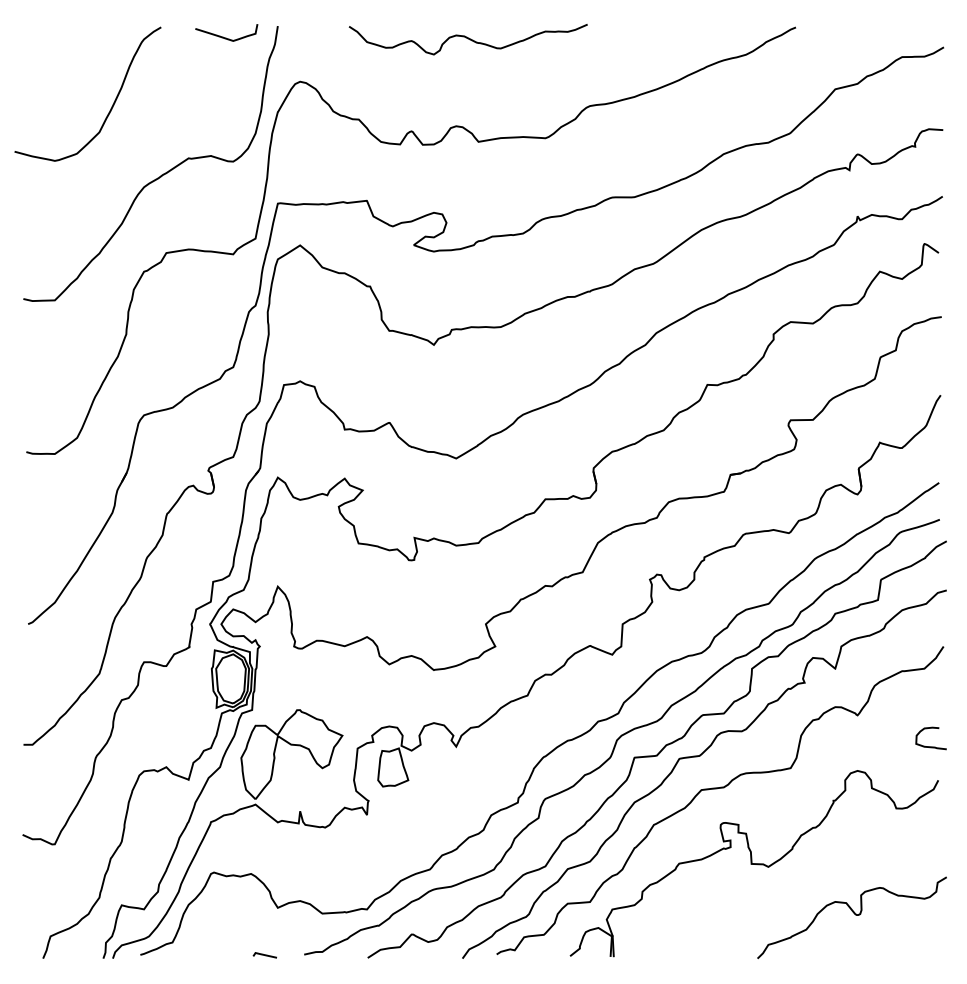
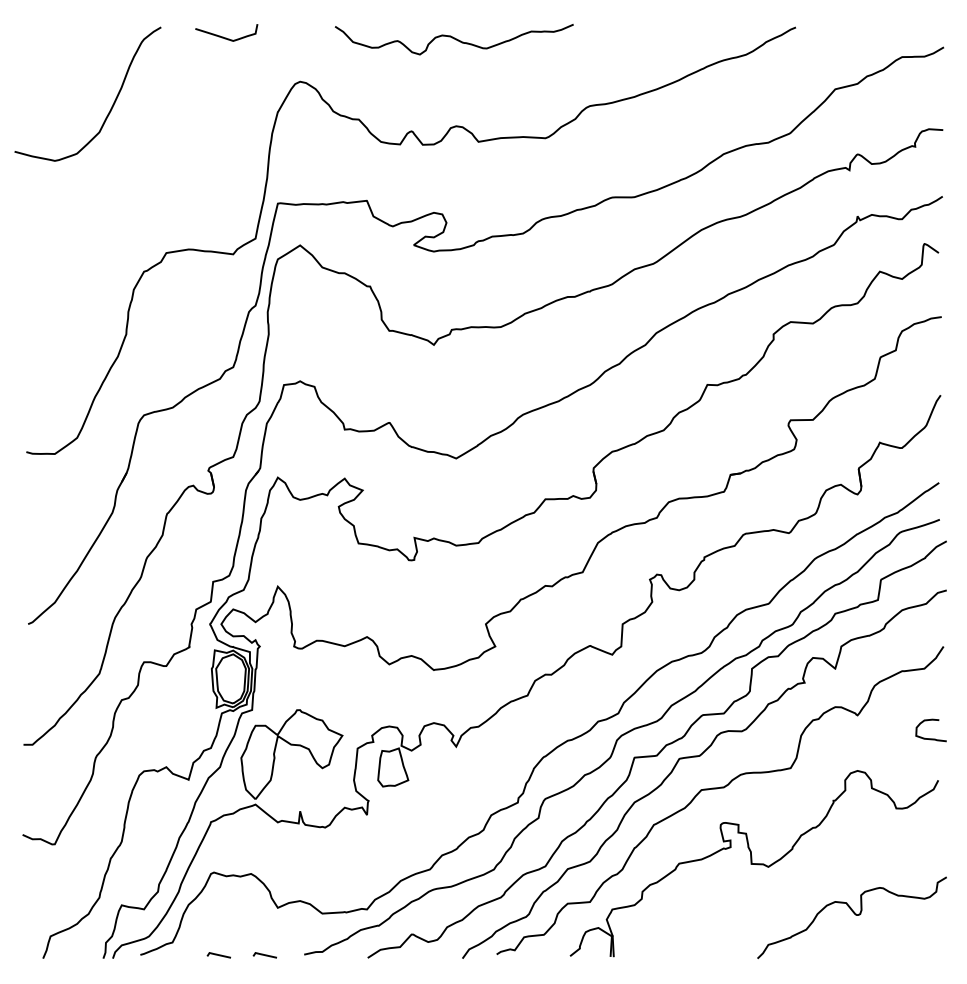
curve position: (467, 38) -> (453, 38) (453, 38)
curve: present -> none (161, 174)
curve position: (930, 746) -> (930, 738) (930, 738)
line: none -> present (218, 955)
